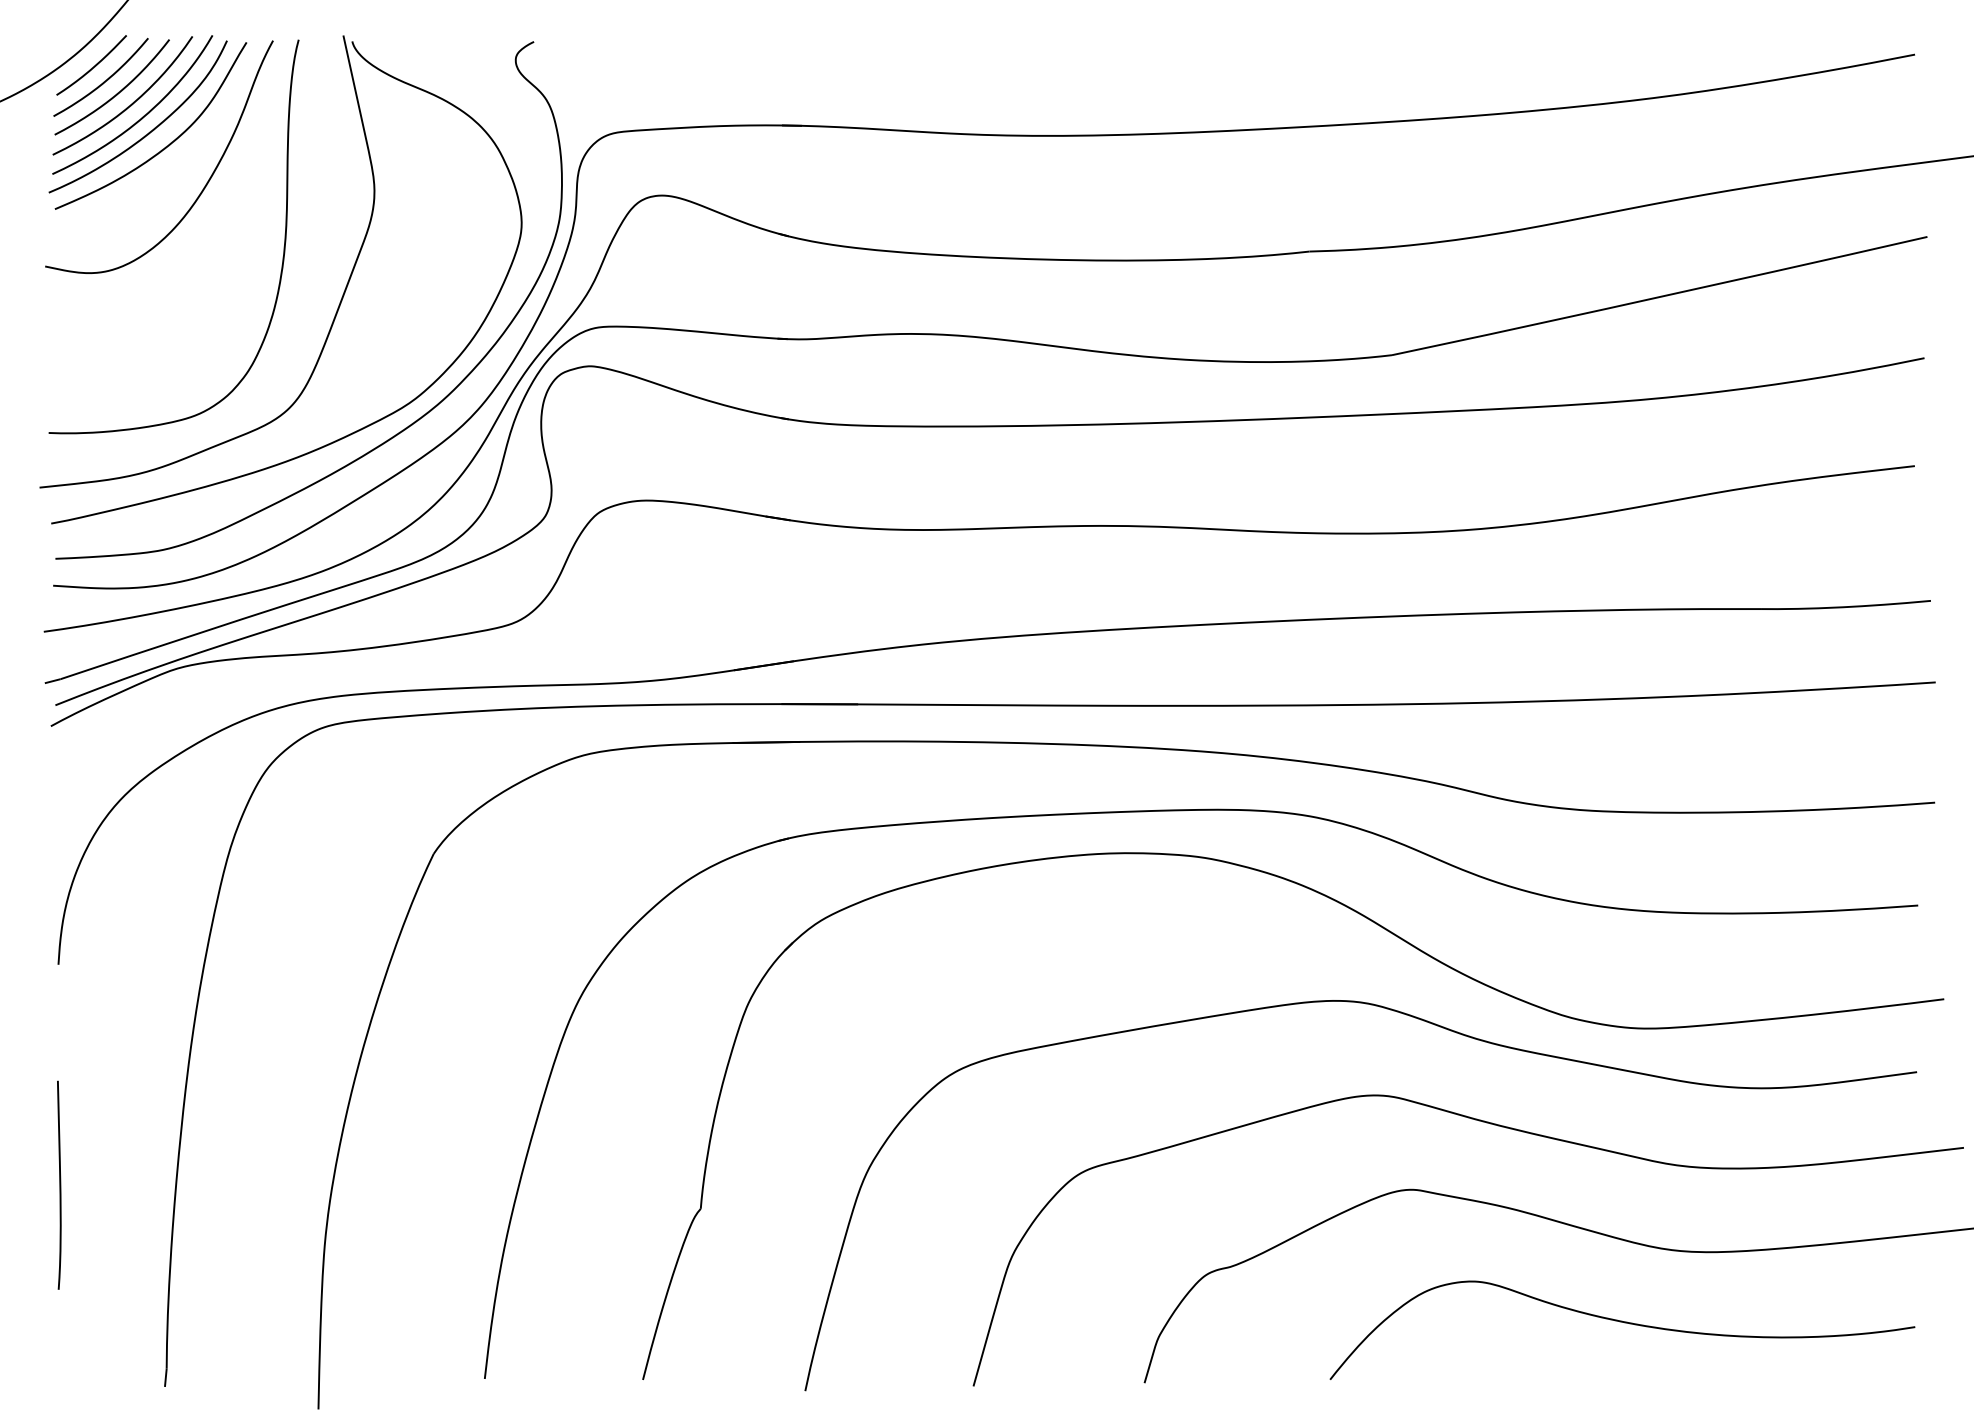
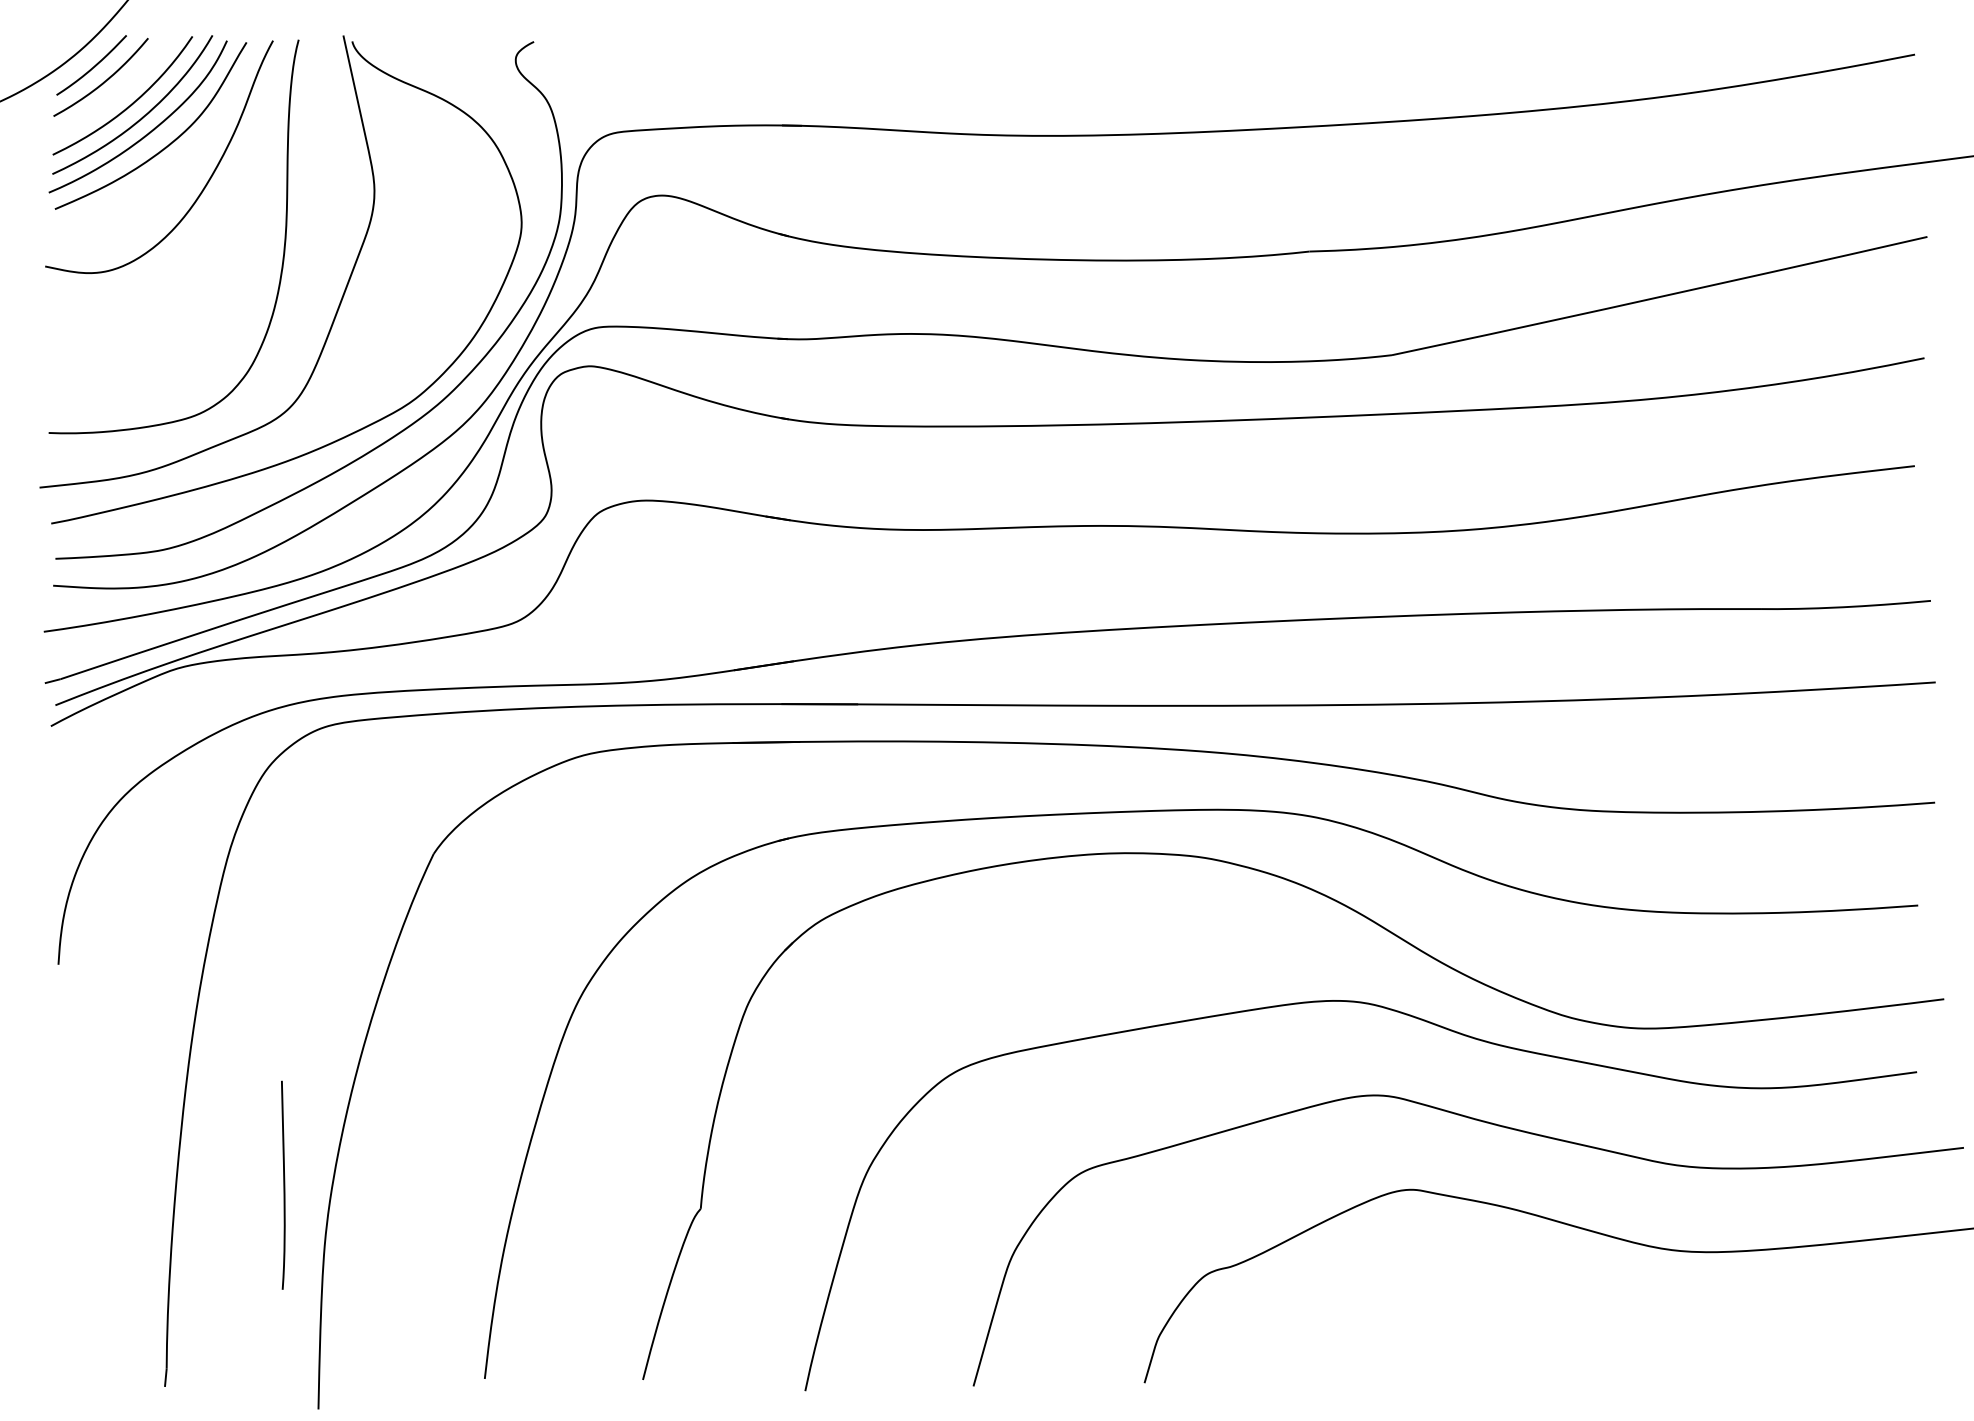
curve: present -> none (117, 92)
curve position: (59, 1184) -> (283, 1184) (283, 1184)
curve: present -> none (1624, 1323)
